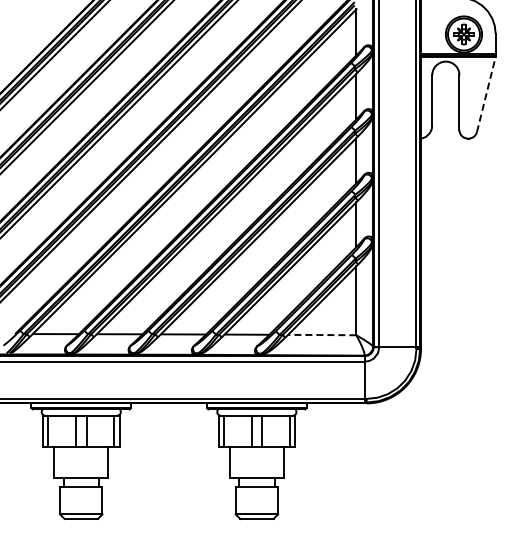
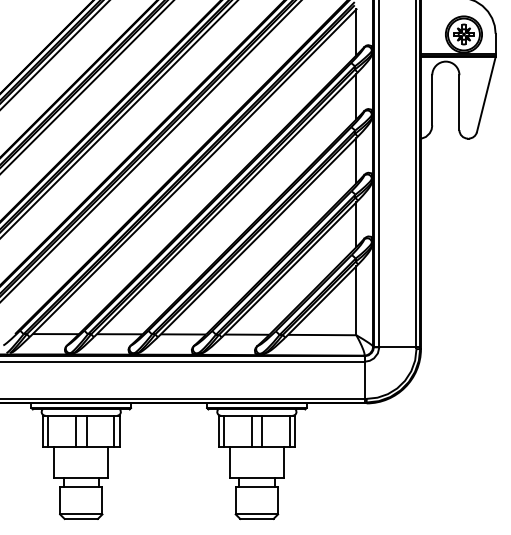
line: dashed -> solid (486, 94)
line: dashed -> solid (321, 335)
